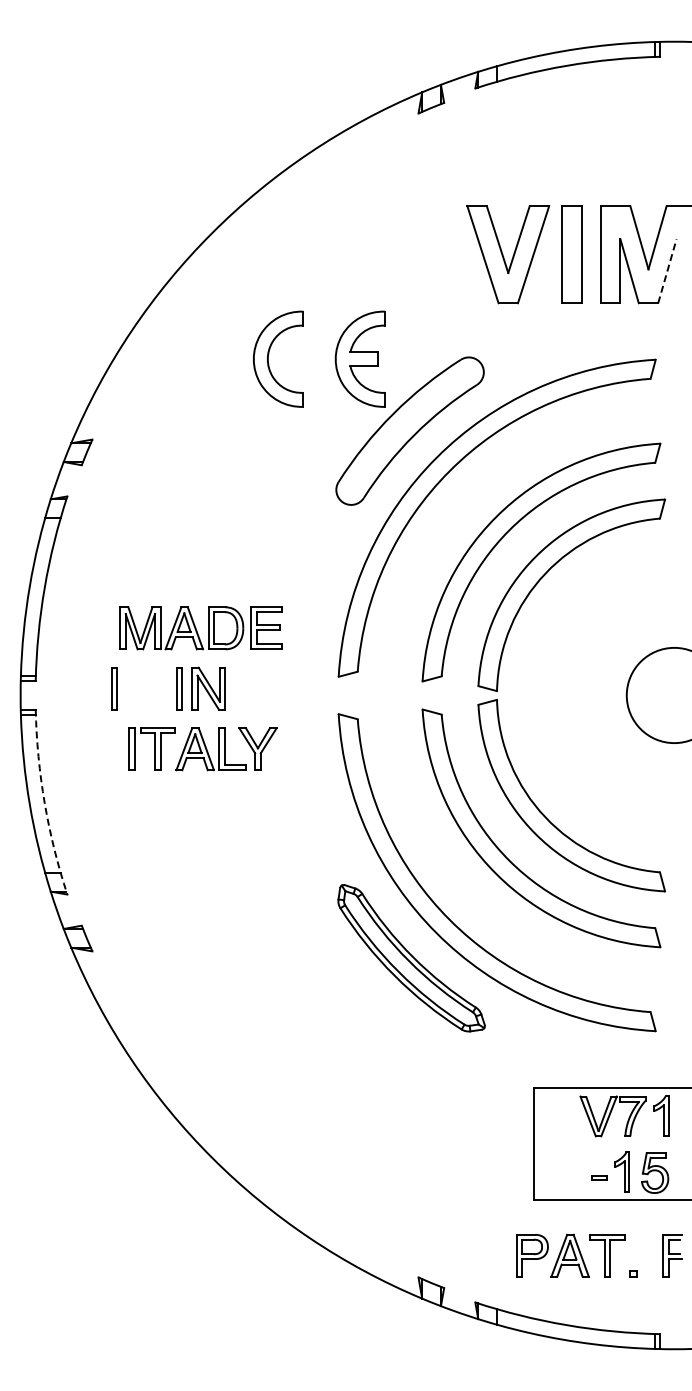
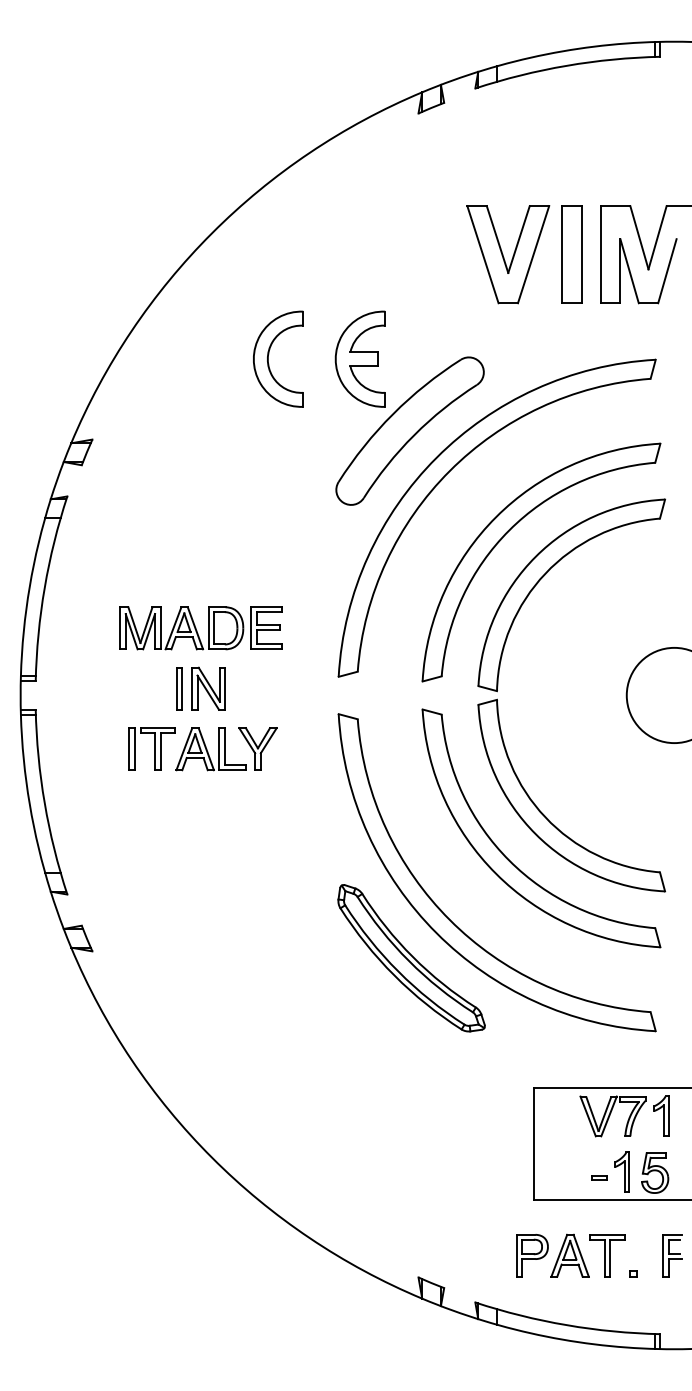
line: dashed -> solid (667, 270)
part: present -> none (114, 688)
arc: dashed -> solid (44, 803)
